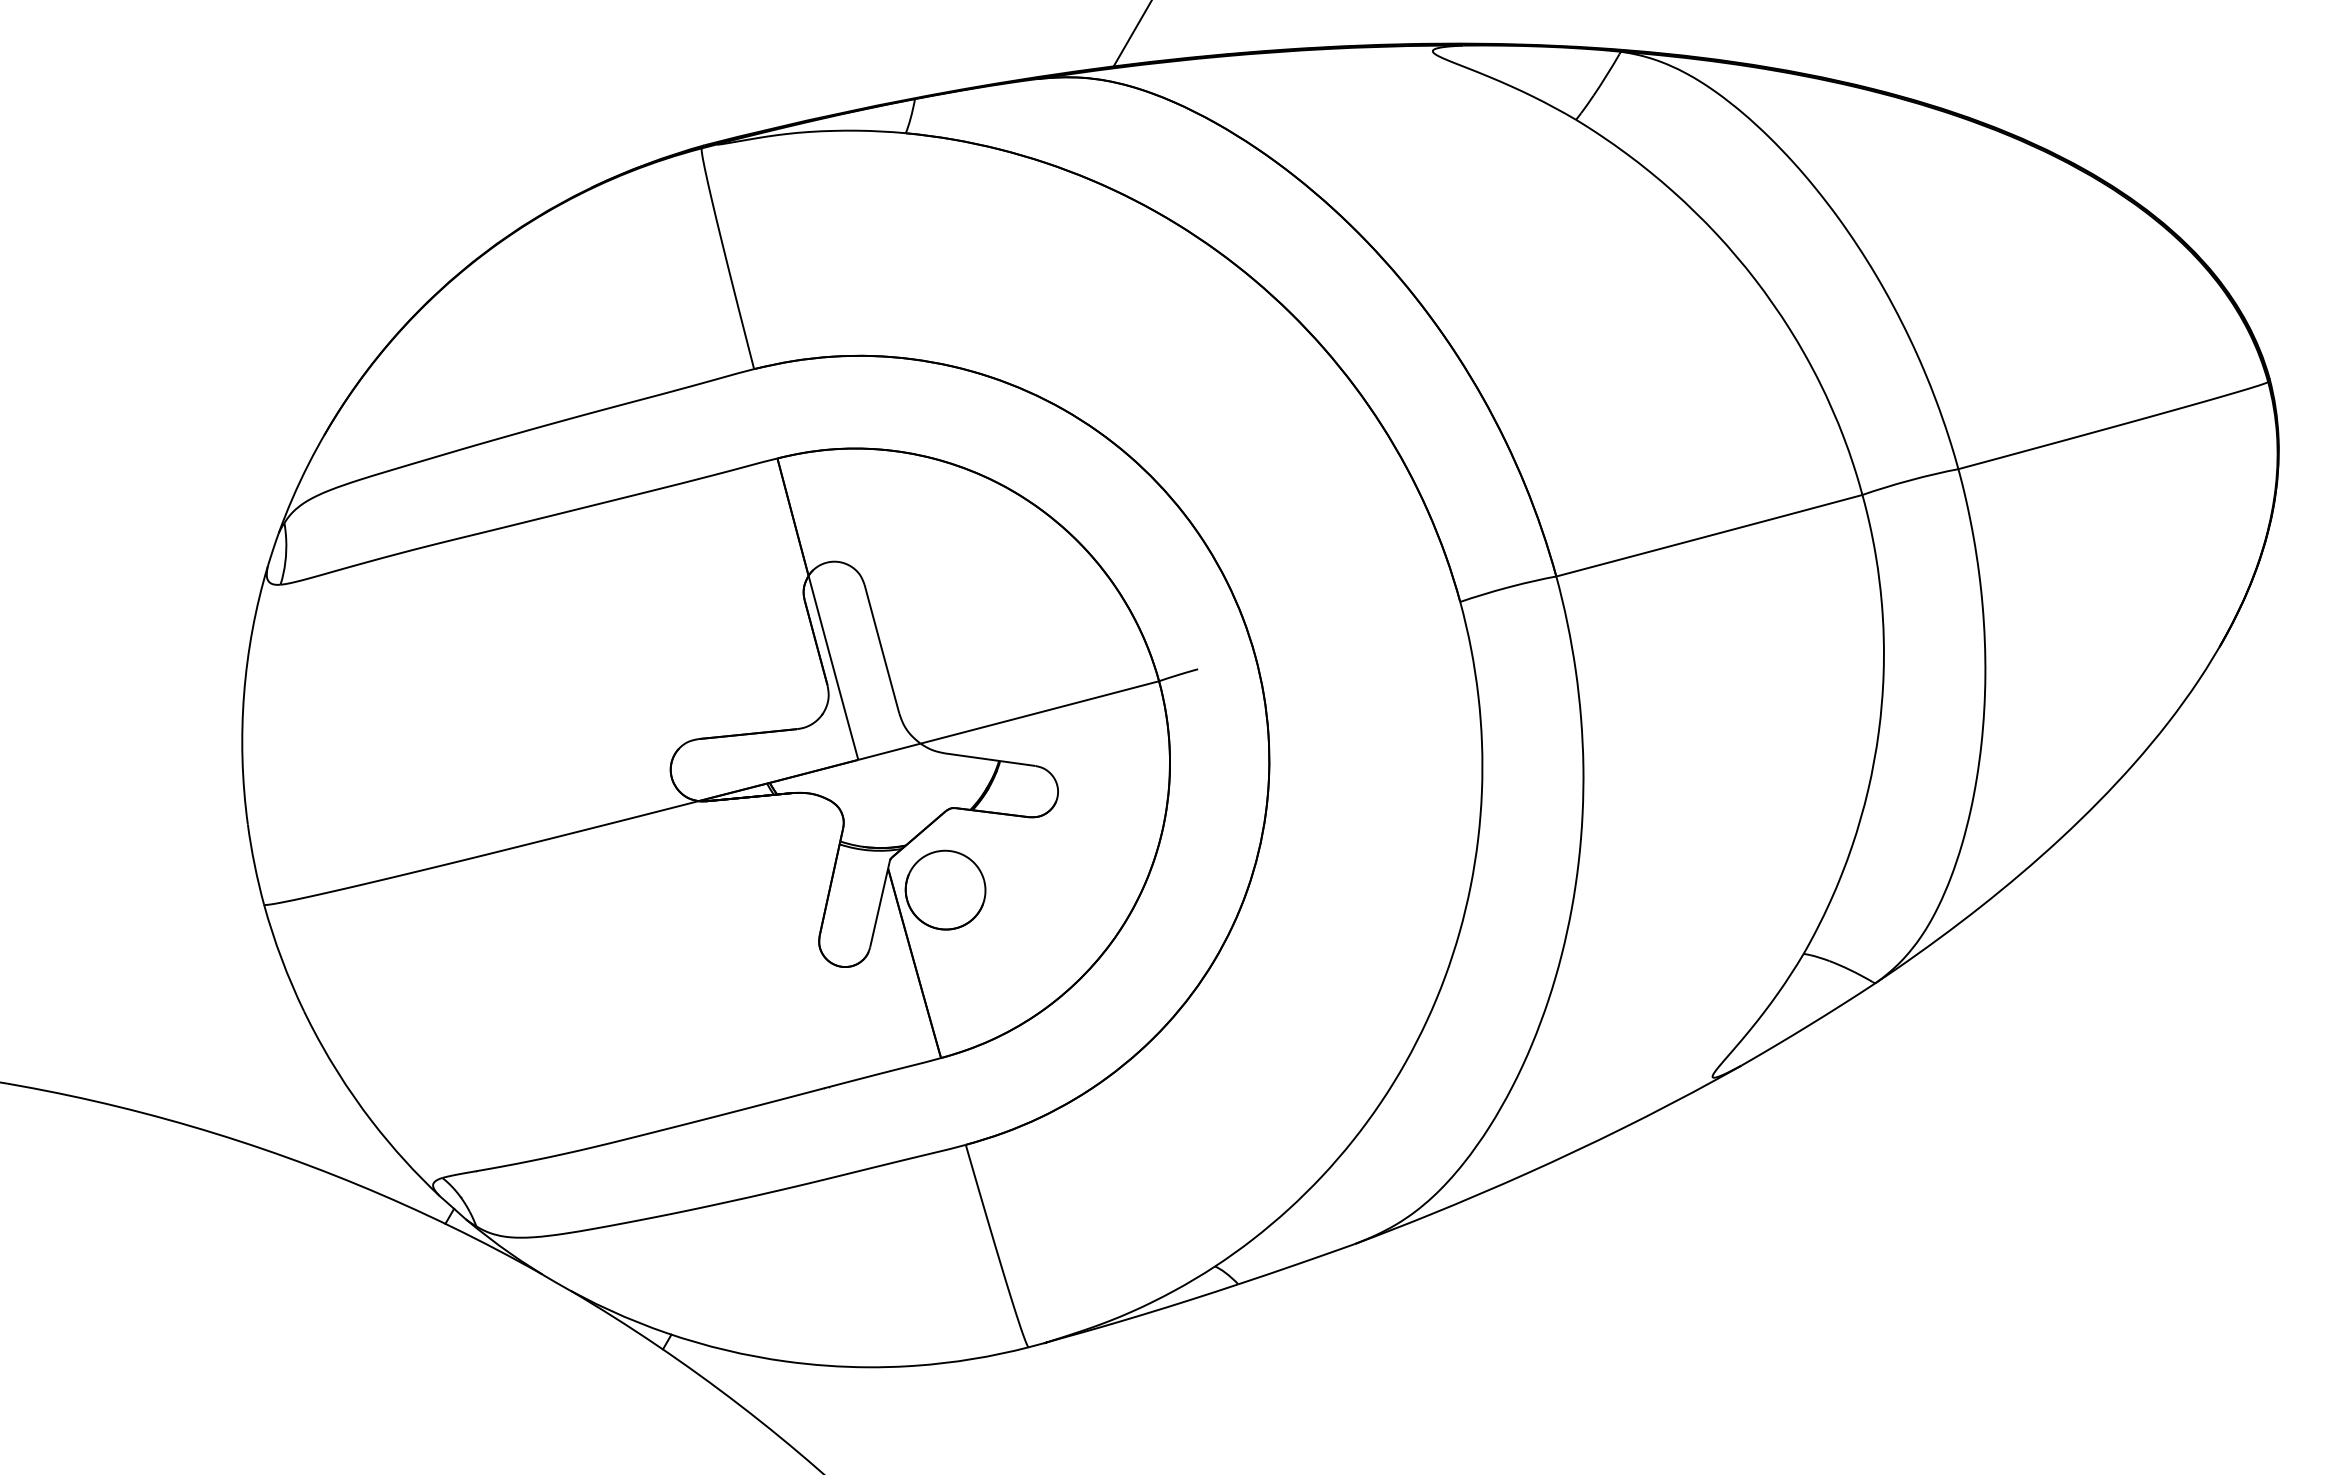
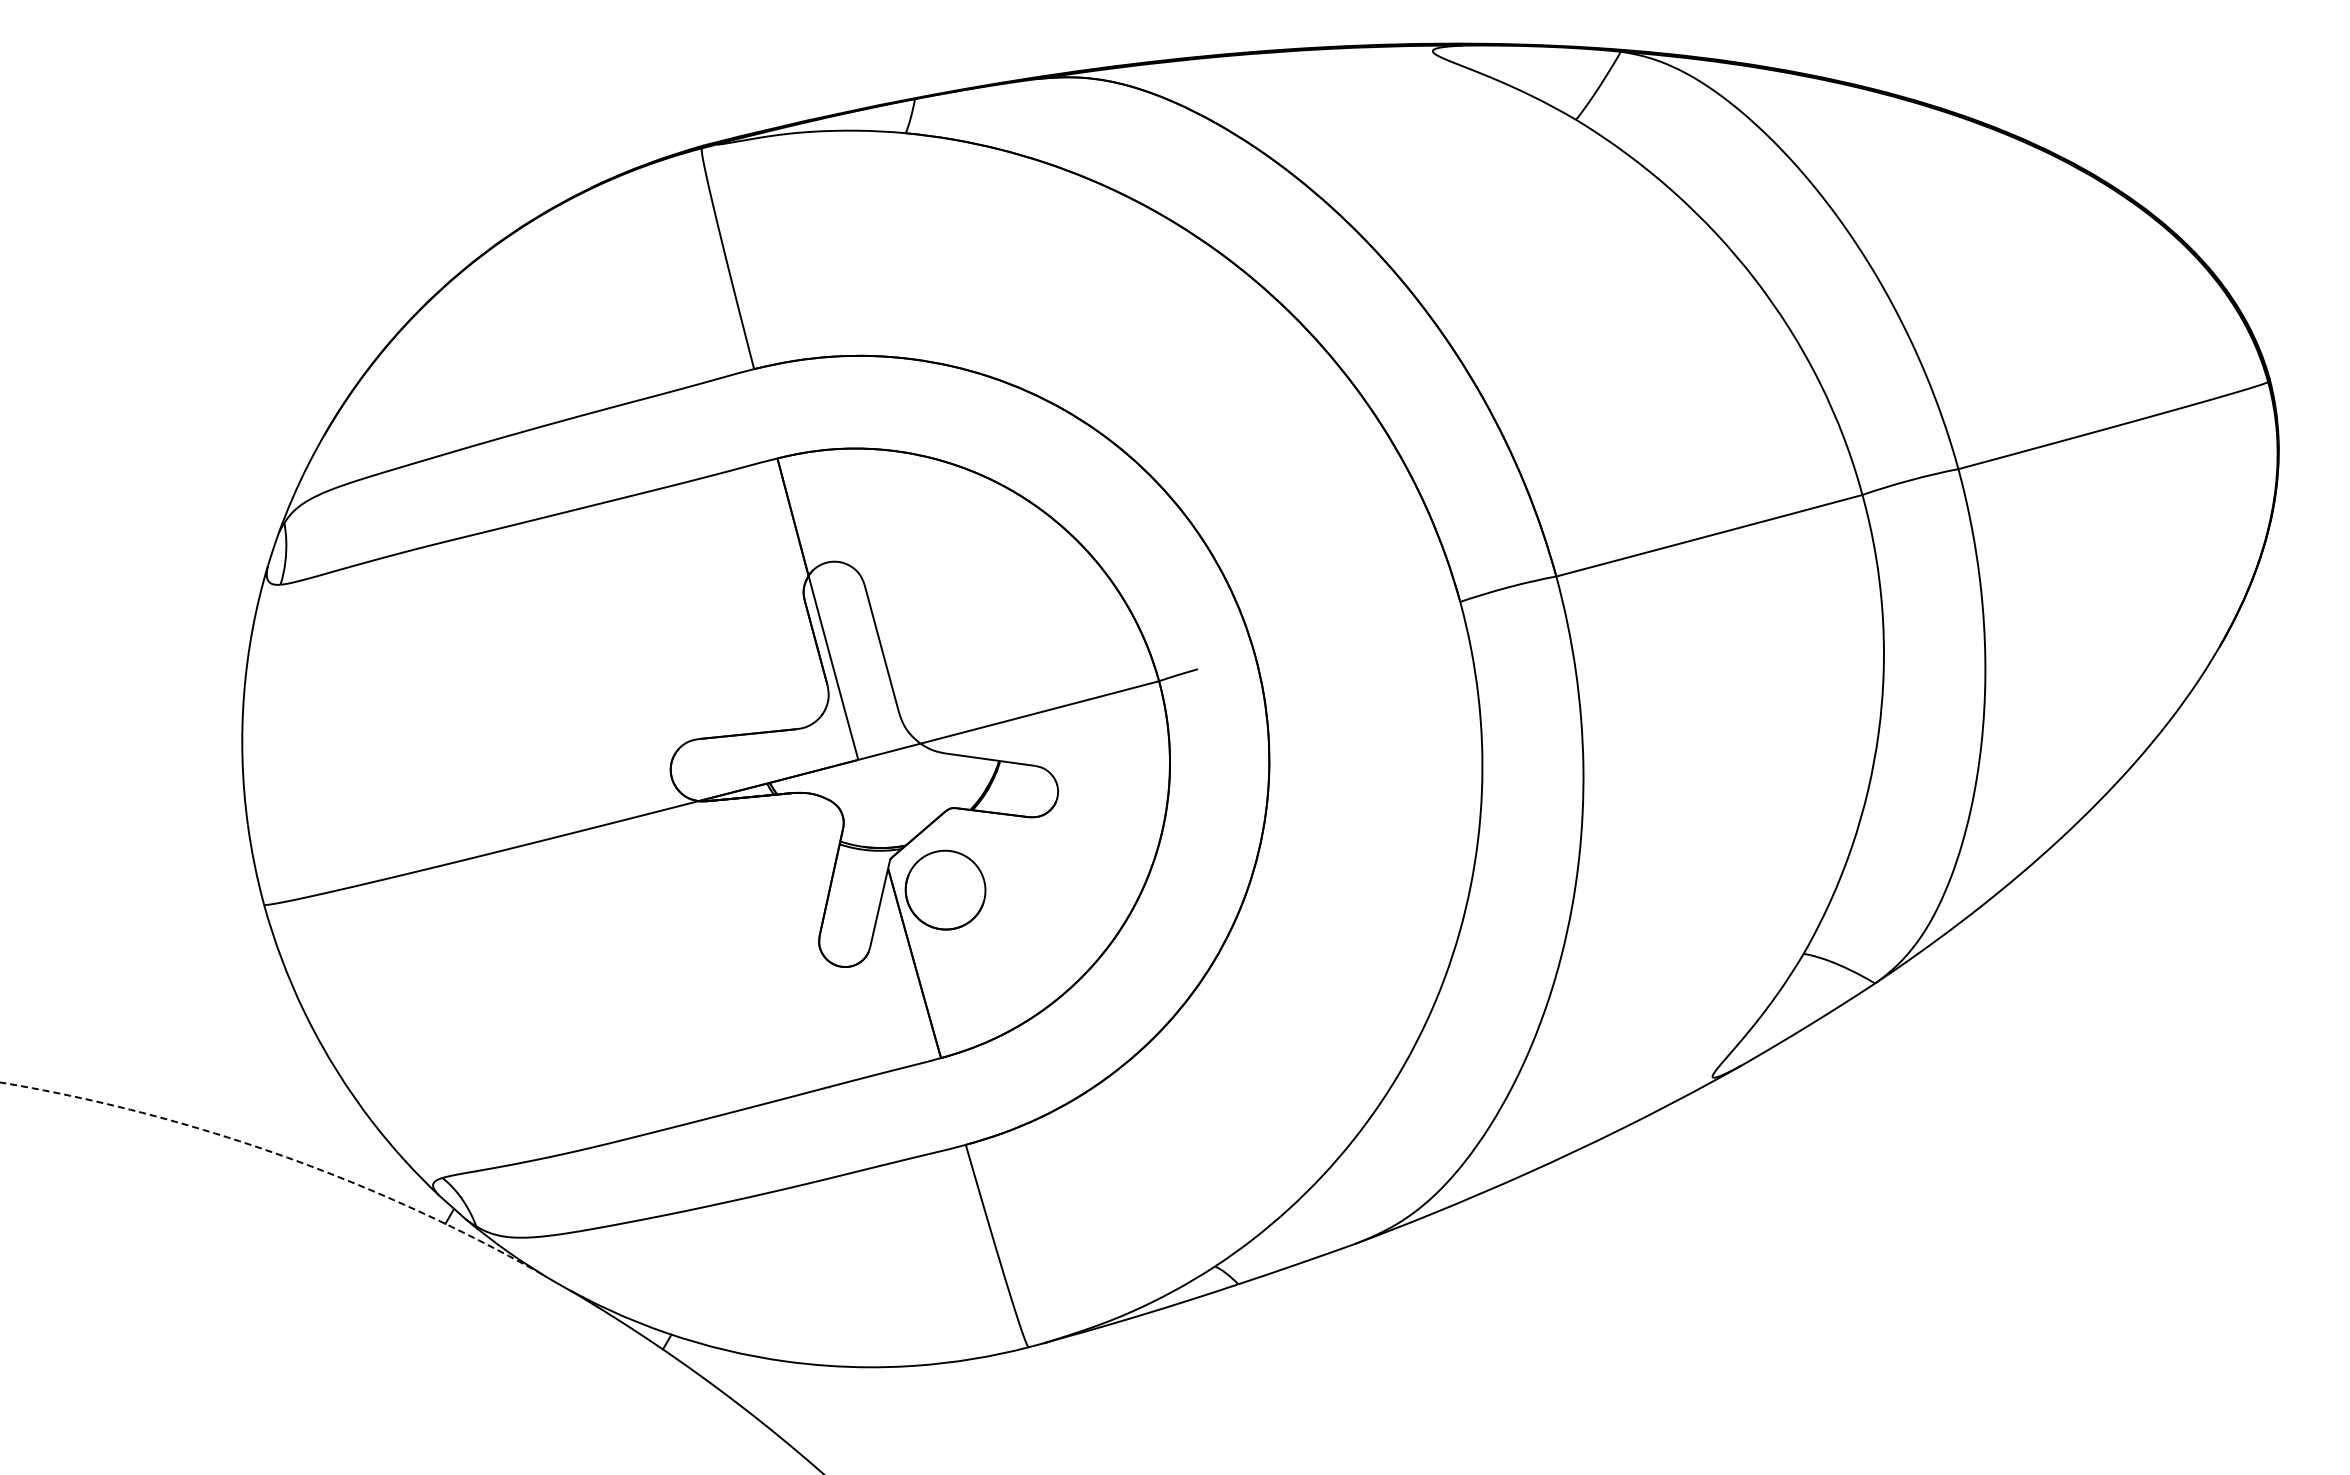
line: present -> none (1131, 34)
arc: solid -> dashed (278, 1154)
